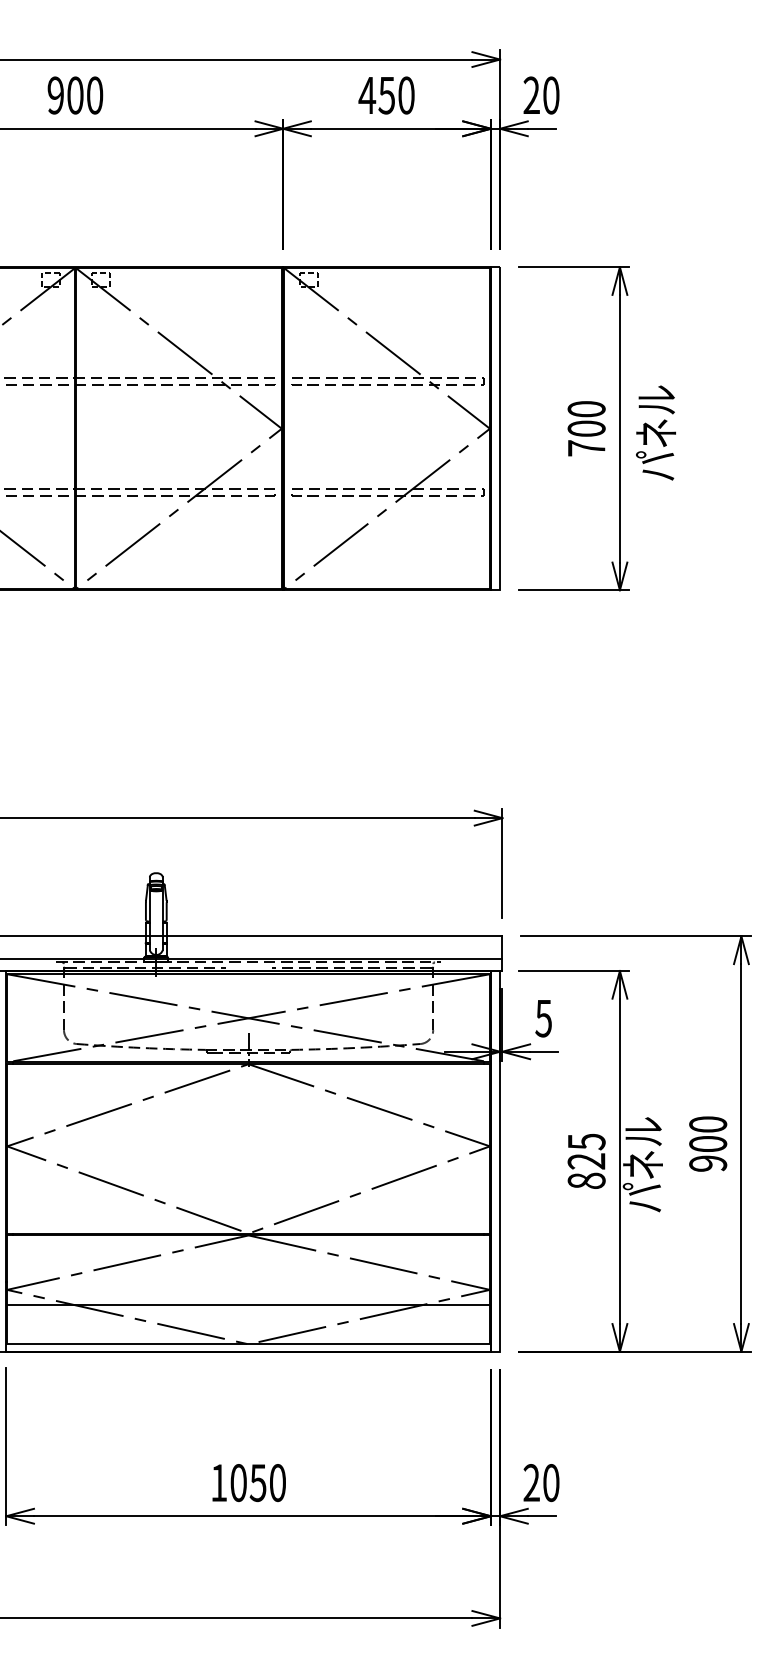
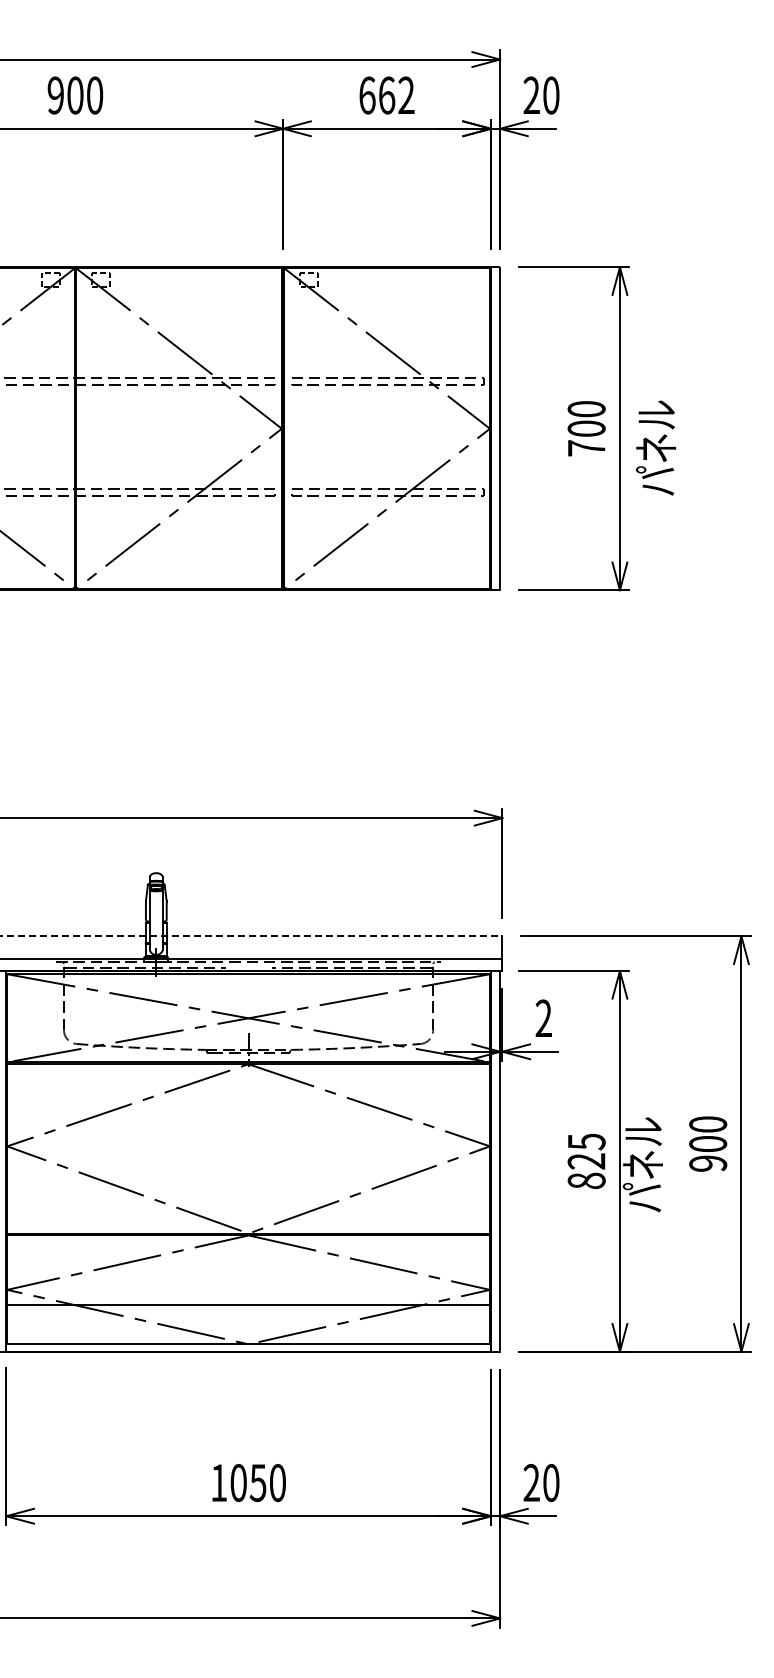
text: 450 -> 662 (386, 95)
text position: (655, 432) -> (655, 447) (655, 447)
line: solid -> dashed (251, 936)
text: 5 -> 2 (543, 1018)
